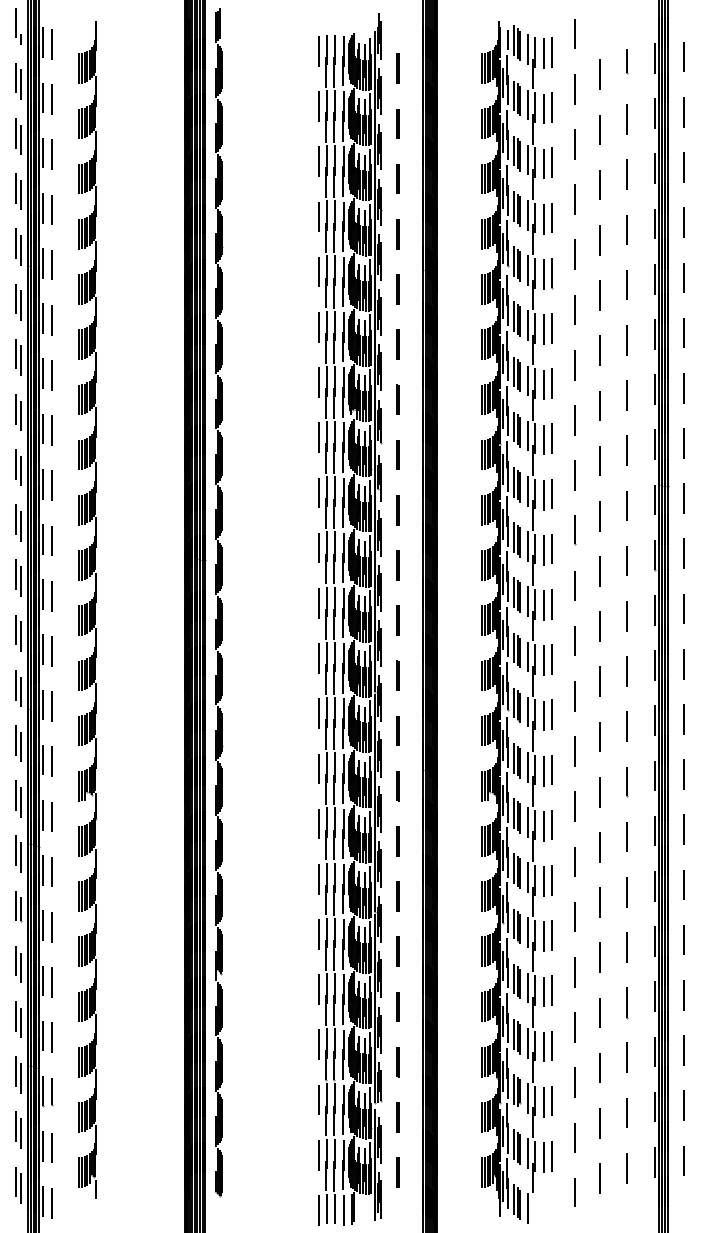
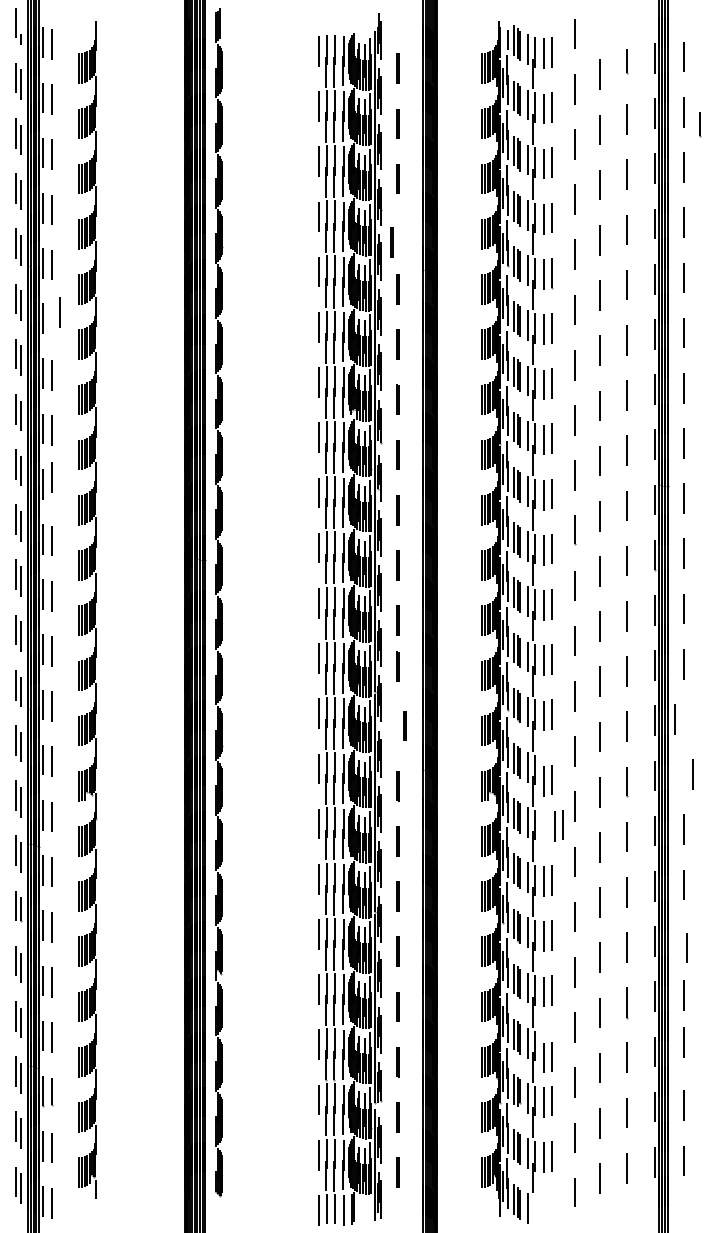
line: none -> present (700, 124)
line position: (397, 234) -> (391, 242) (391, 242)
line position: (51, 320) -> (59, 312) (59, 312)
line position: (51, 485) -> (51, 477) (51, 477)
line position: (397, 675) -> (397, 666) (397, 666)
line position: (683, 719) -> (674, 719) (674, 719)
line position: (397, 730) -> (404, 725) (404, 725)
part position: (547, 770) -> (547, 780) (547, 780)
line position: (683, 774) -> (692, 774) (692, 774)
part position: (547, 825) -> (558, 825) (558, 825)
line position: (683, 939) -> (686, 947) (686, 947)
part position: (547, 1046) -> (547, 1057) (547, 1057)
line position: (683, 1050) -> (683, 1042) (683, 1042)
